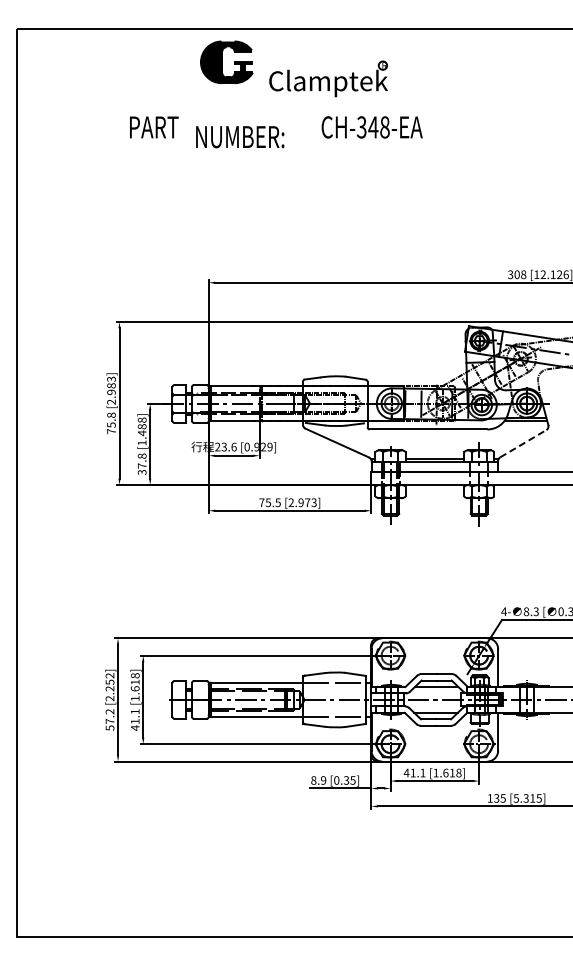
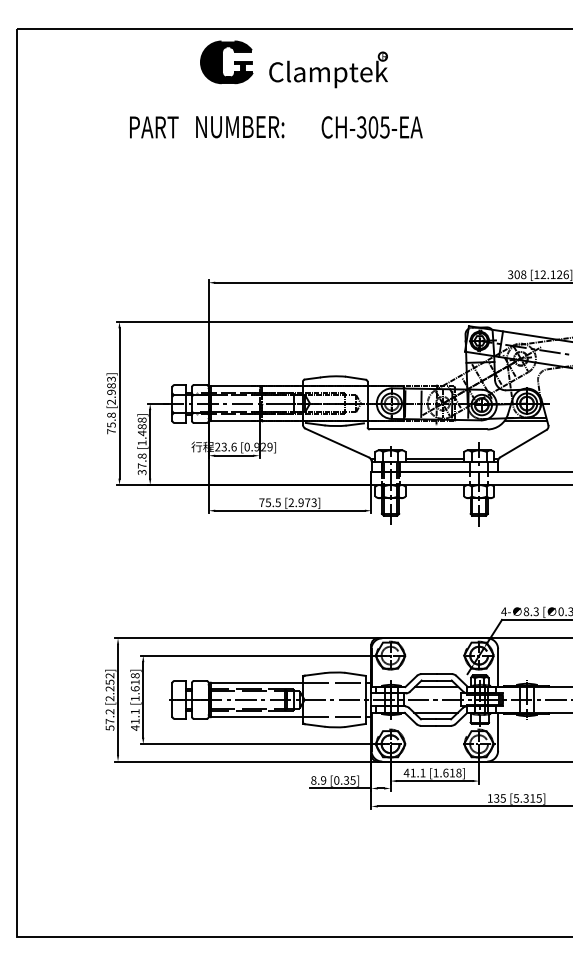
part position: (328, 78) -> (328, 69) (328, 69)
text: CH-348-EA -> CH-305-EA (378, 127)
text position: (240, 137) -> (240, 127) (240, 127)
line: dashed -> solid (523, 443)
